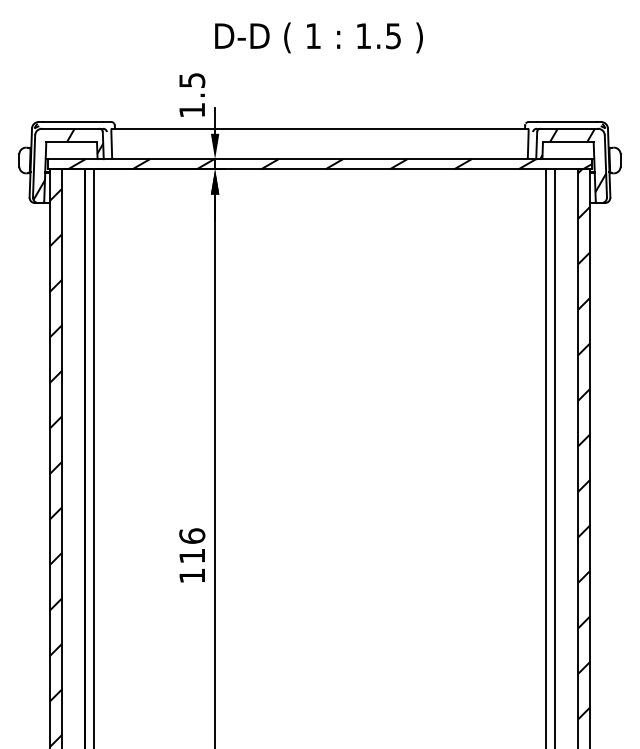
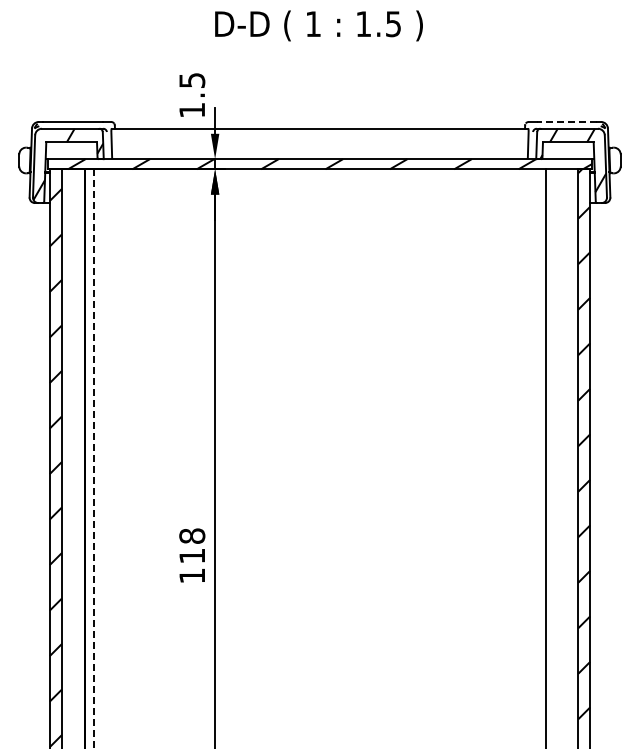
text position: (318, 37) -> (318, 25) (318, 25)
line: solid -> dashed (566, 122)
line: present -> none (555, 457)
line: solid -> dashed (93, 459)
text: 116 -> 118 (192, 535)
